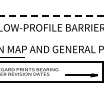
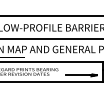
line: dashed -> solid (51, 16)
line: none -> present (51, 39)
